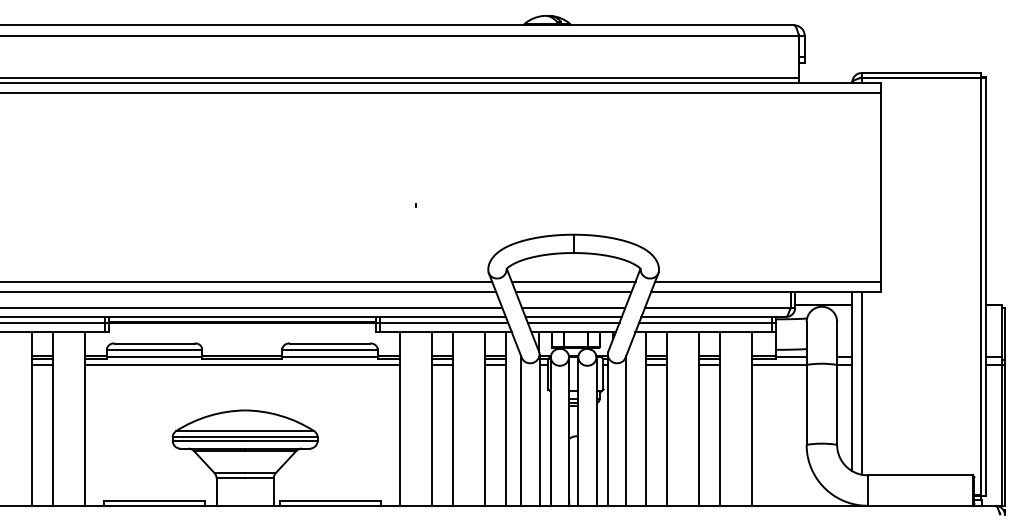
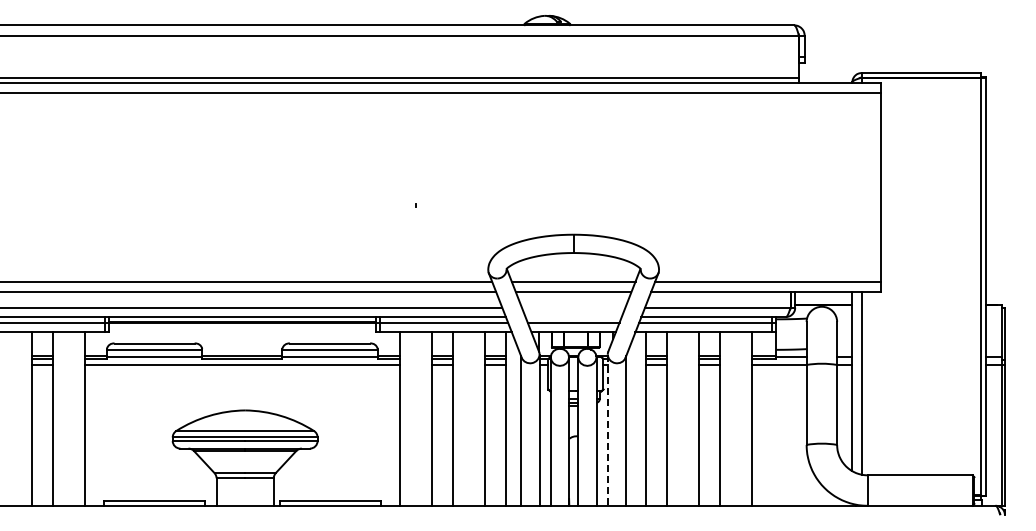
line: present -> none (573, 307)
line: present -> none (573, 317)
line: solid -> dashed (607, 430)
